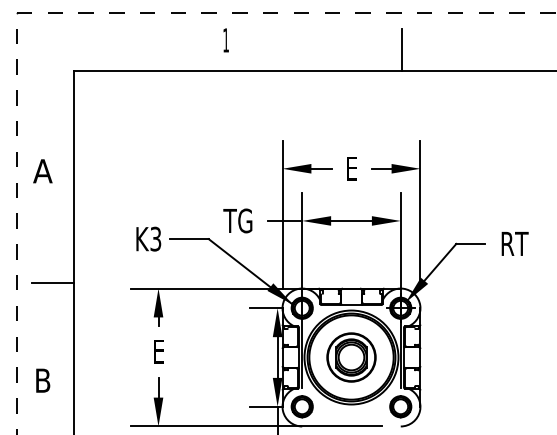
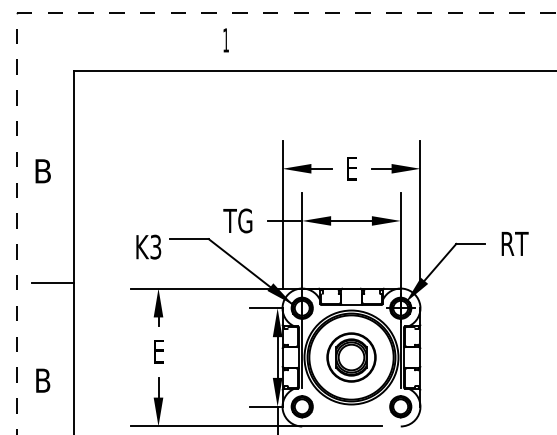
line: present -> none (401, 49)
text: A -> B (42, 171)
text position: (148, 238) -> (148, 246) (148, 246)
